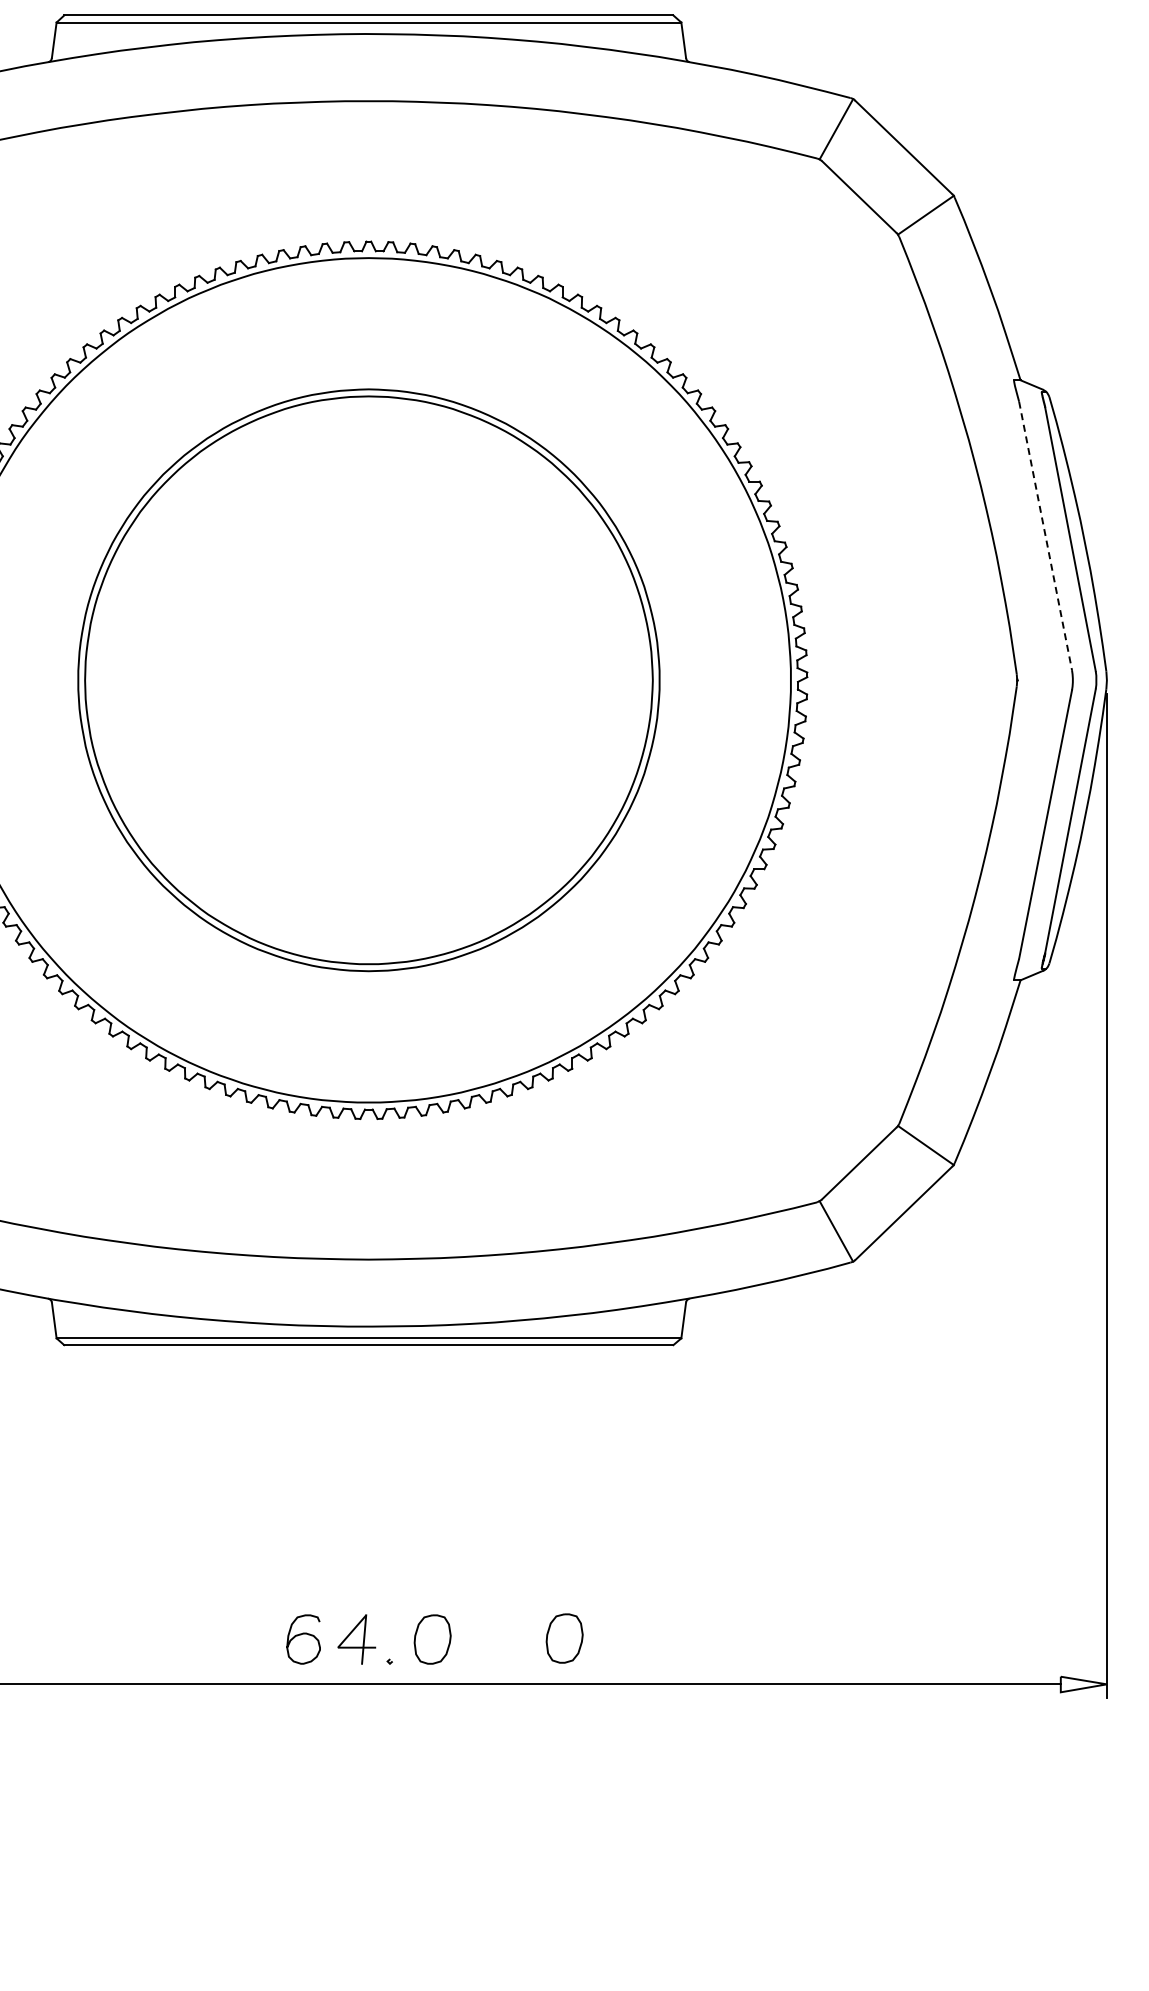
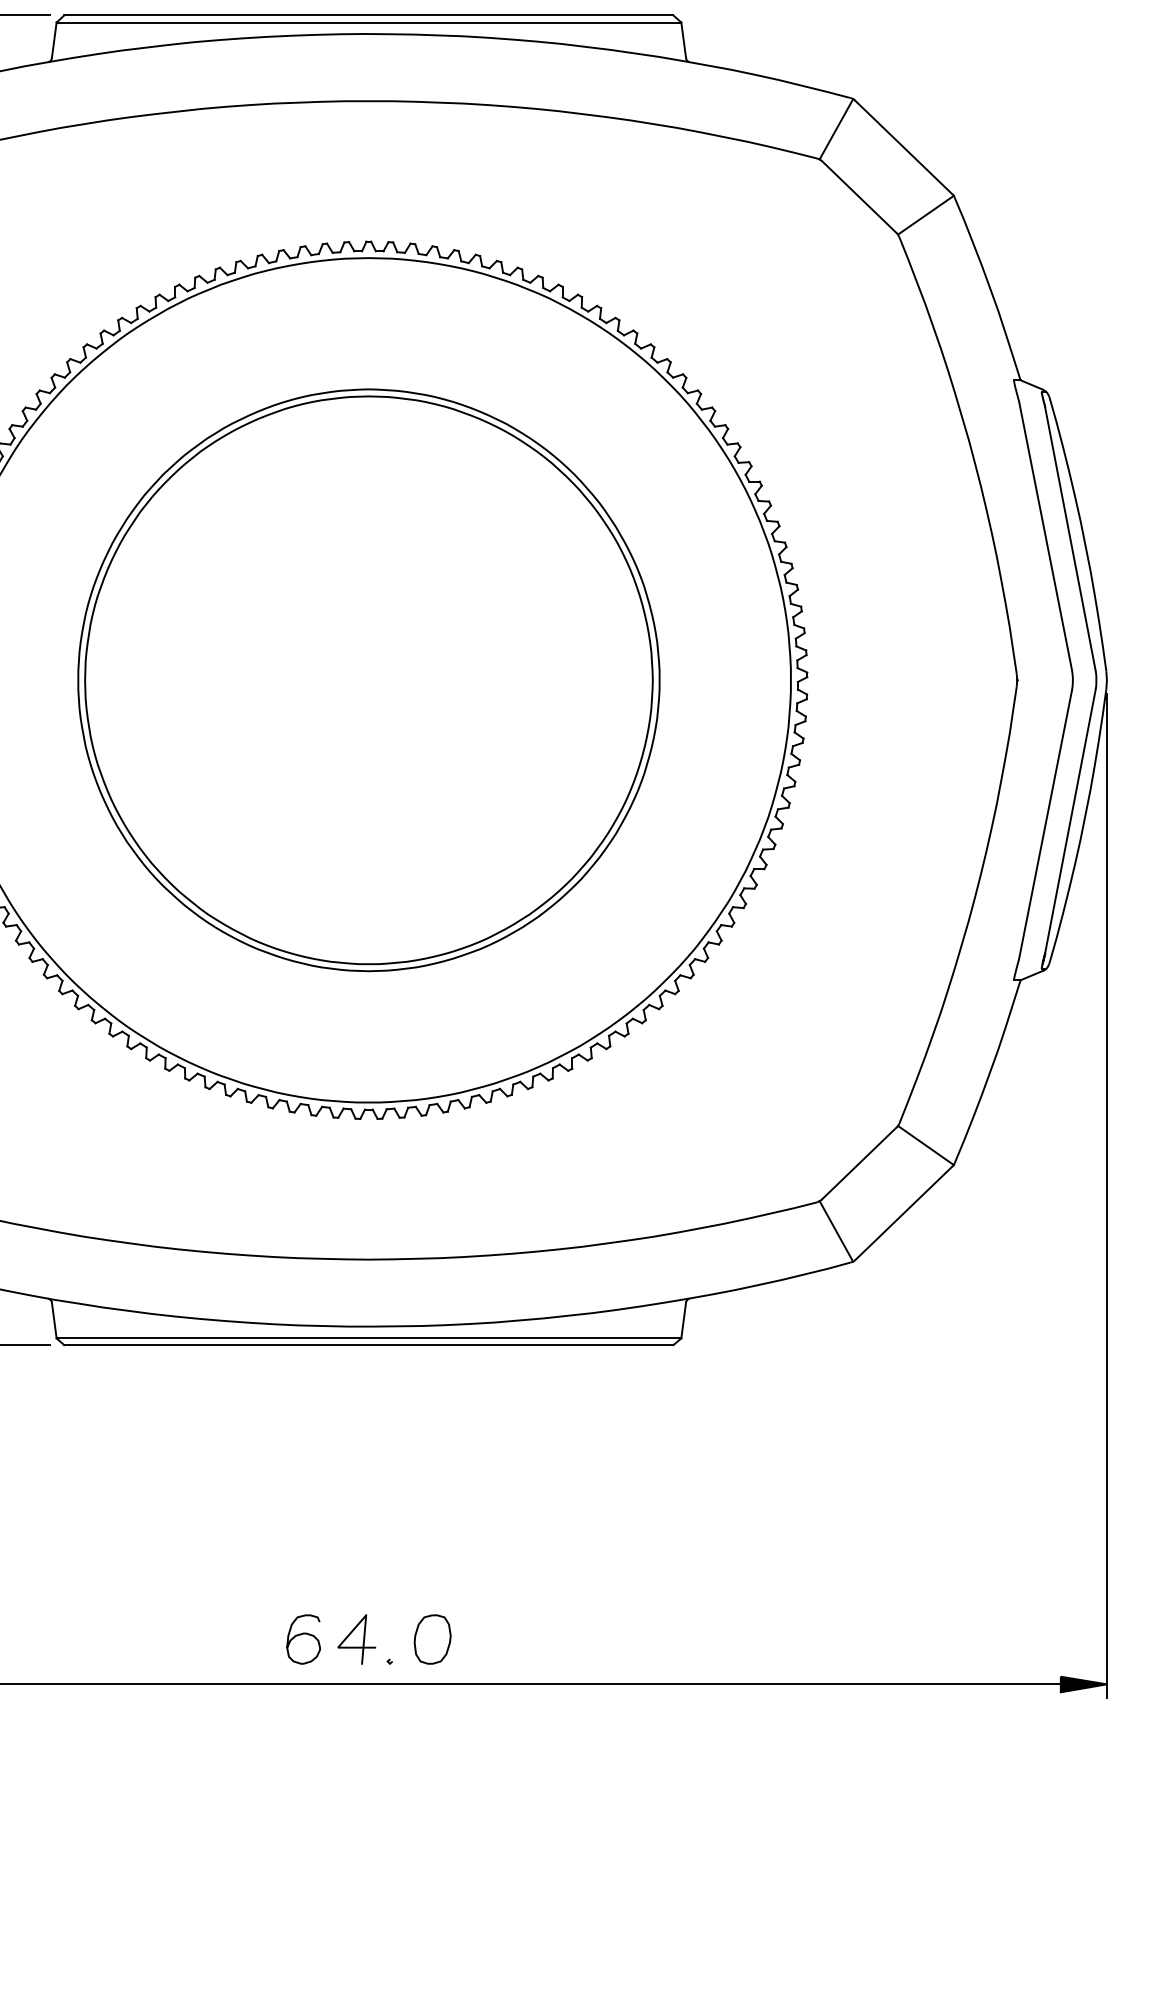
line: none -> present (26, 15)
line: dashed -> solid (1045, 535)
line: none -> present (26, 1345)
part: present -> none (564, 1638)
fill: none -> present (1083, 1684)
